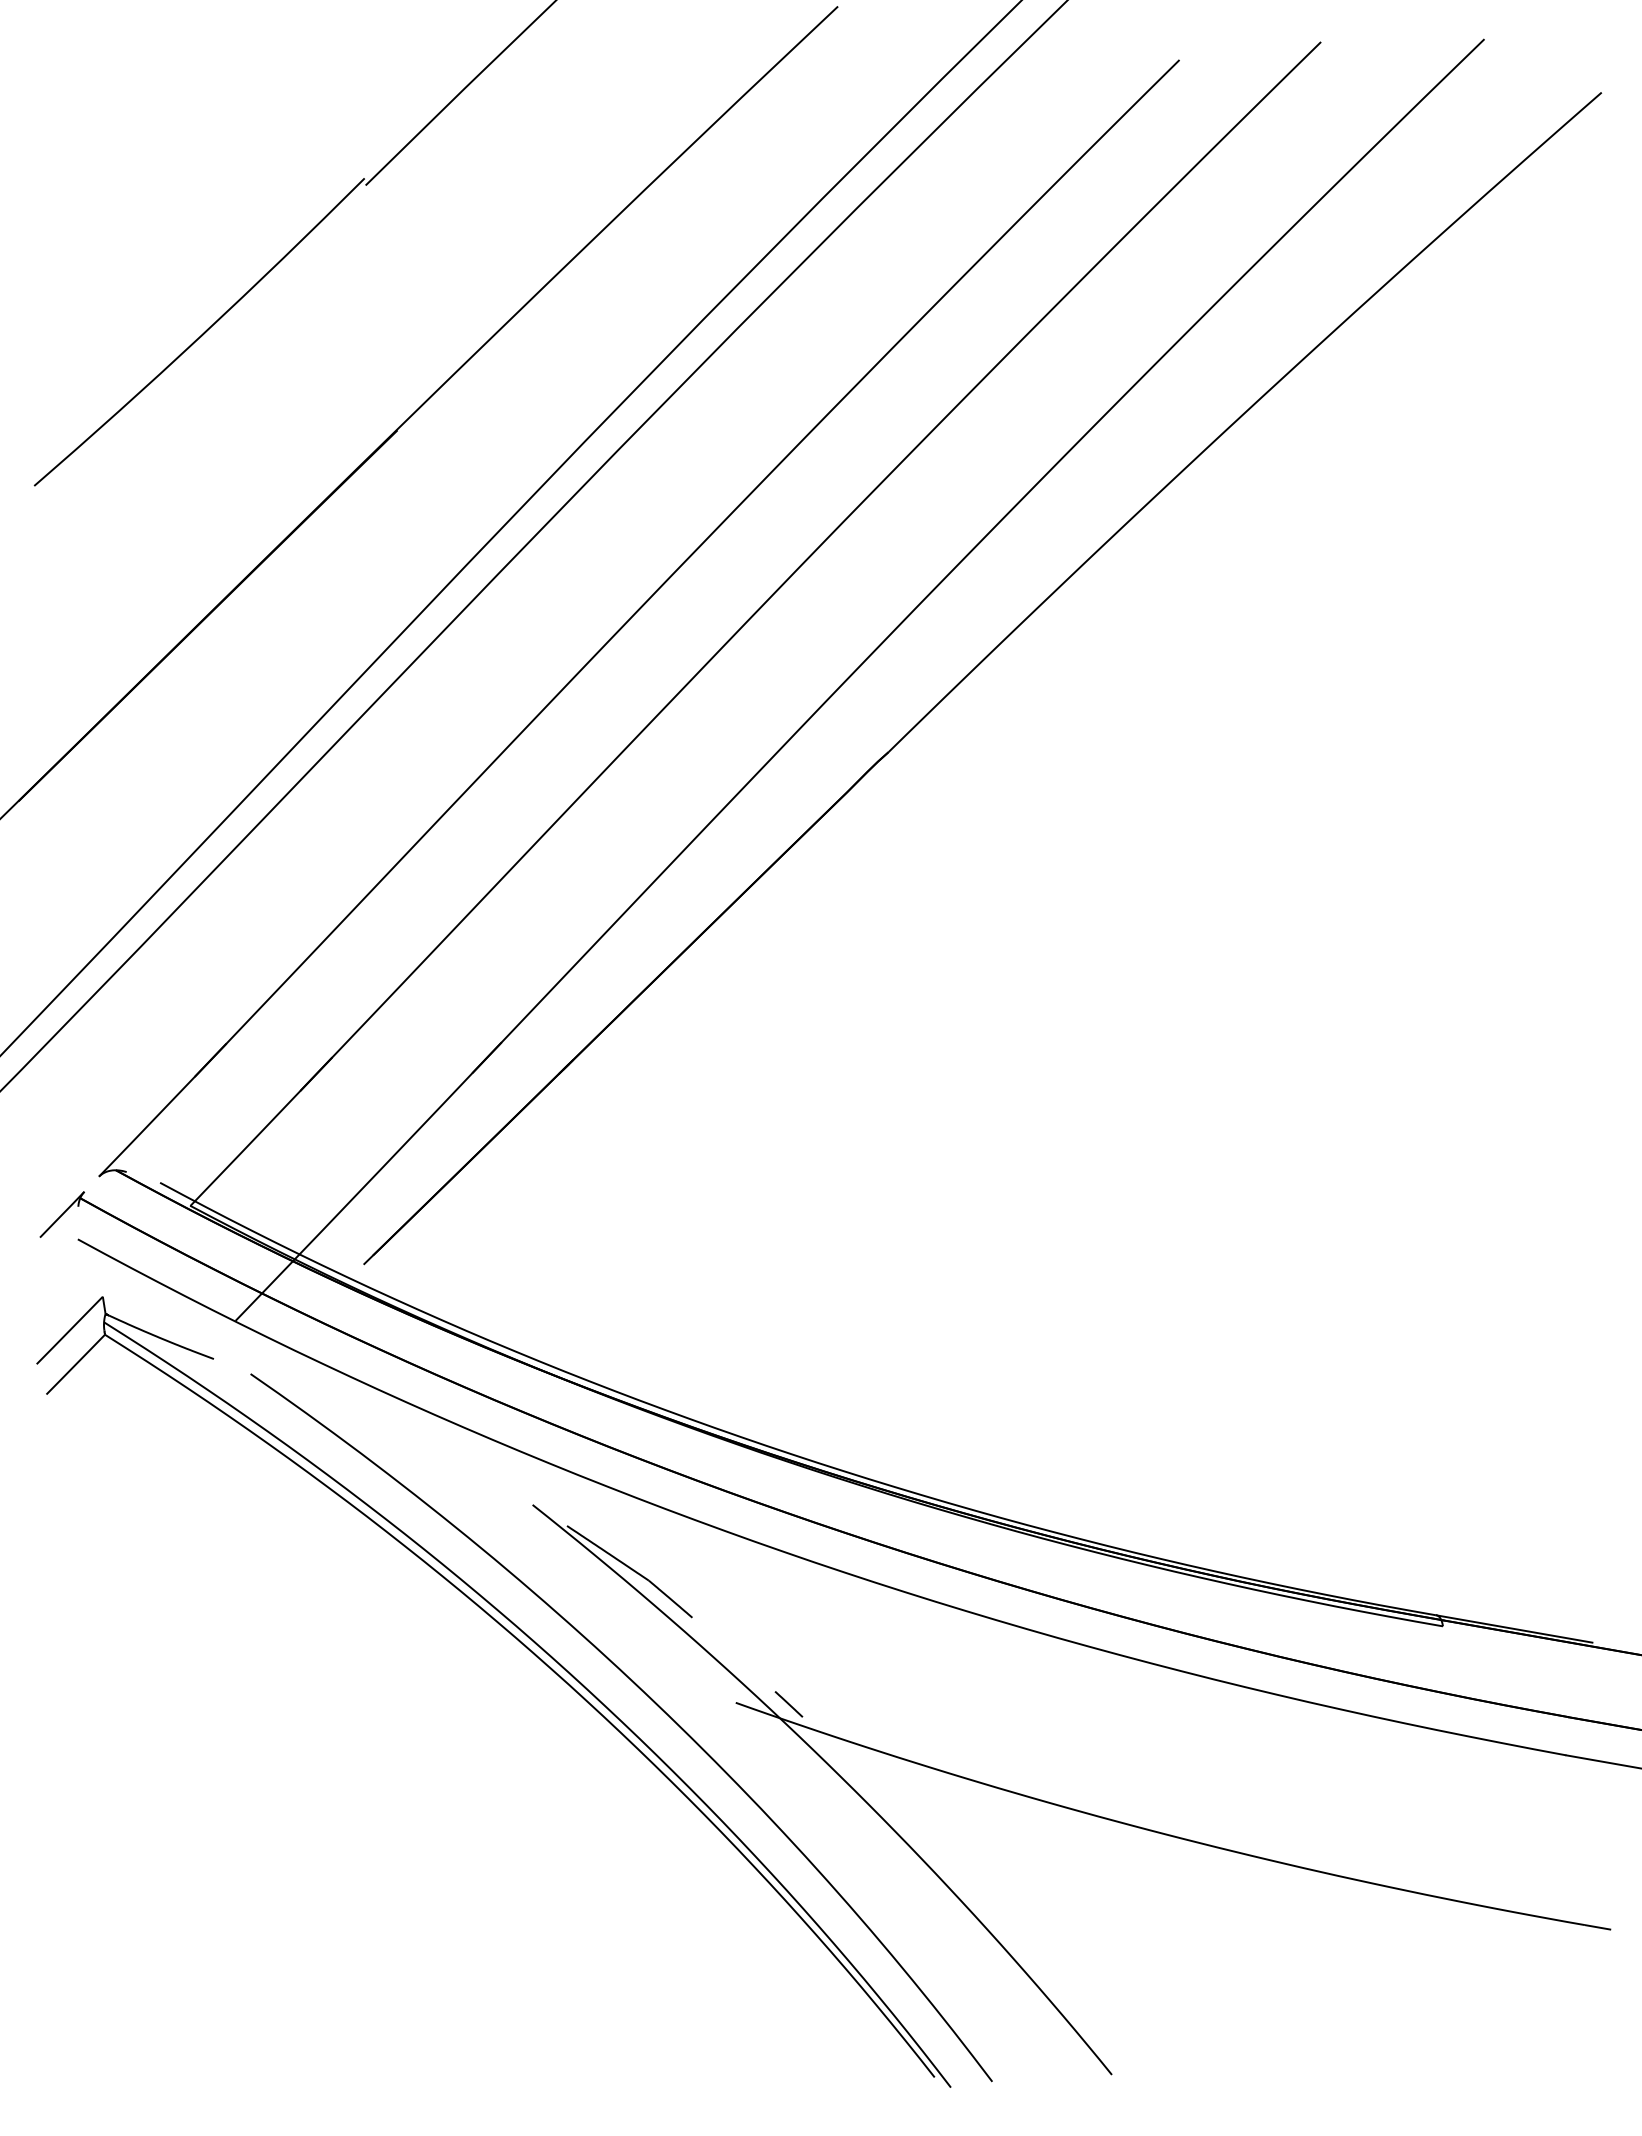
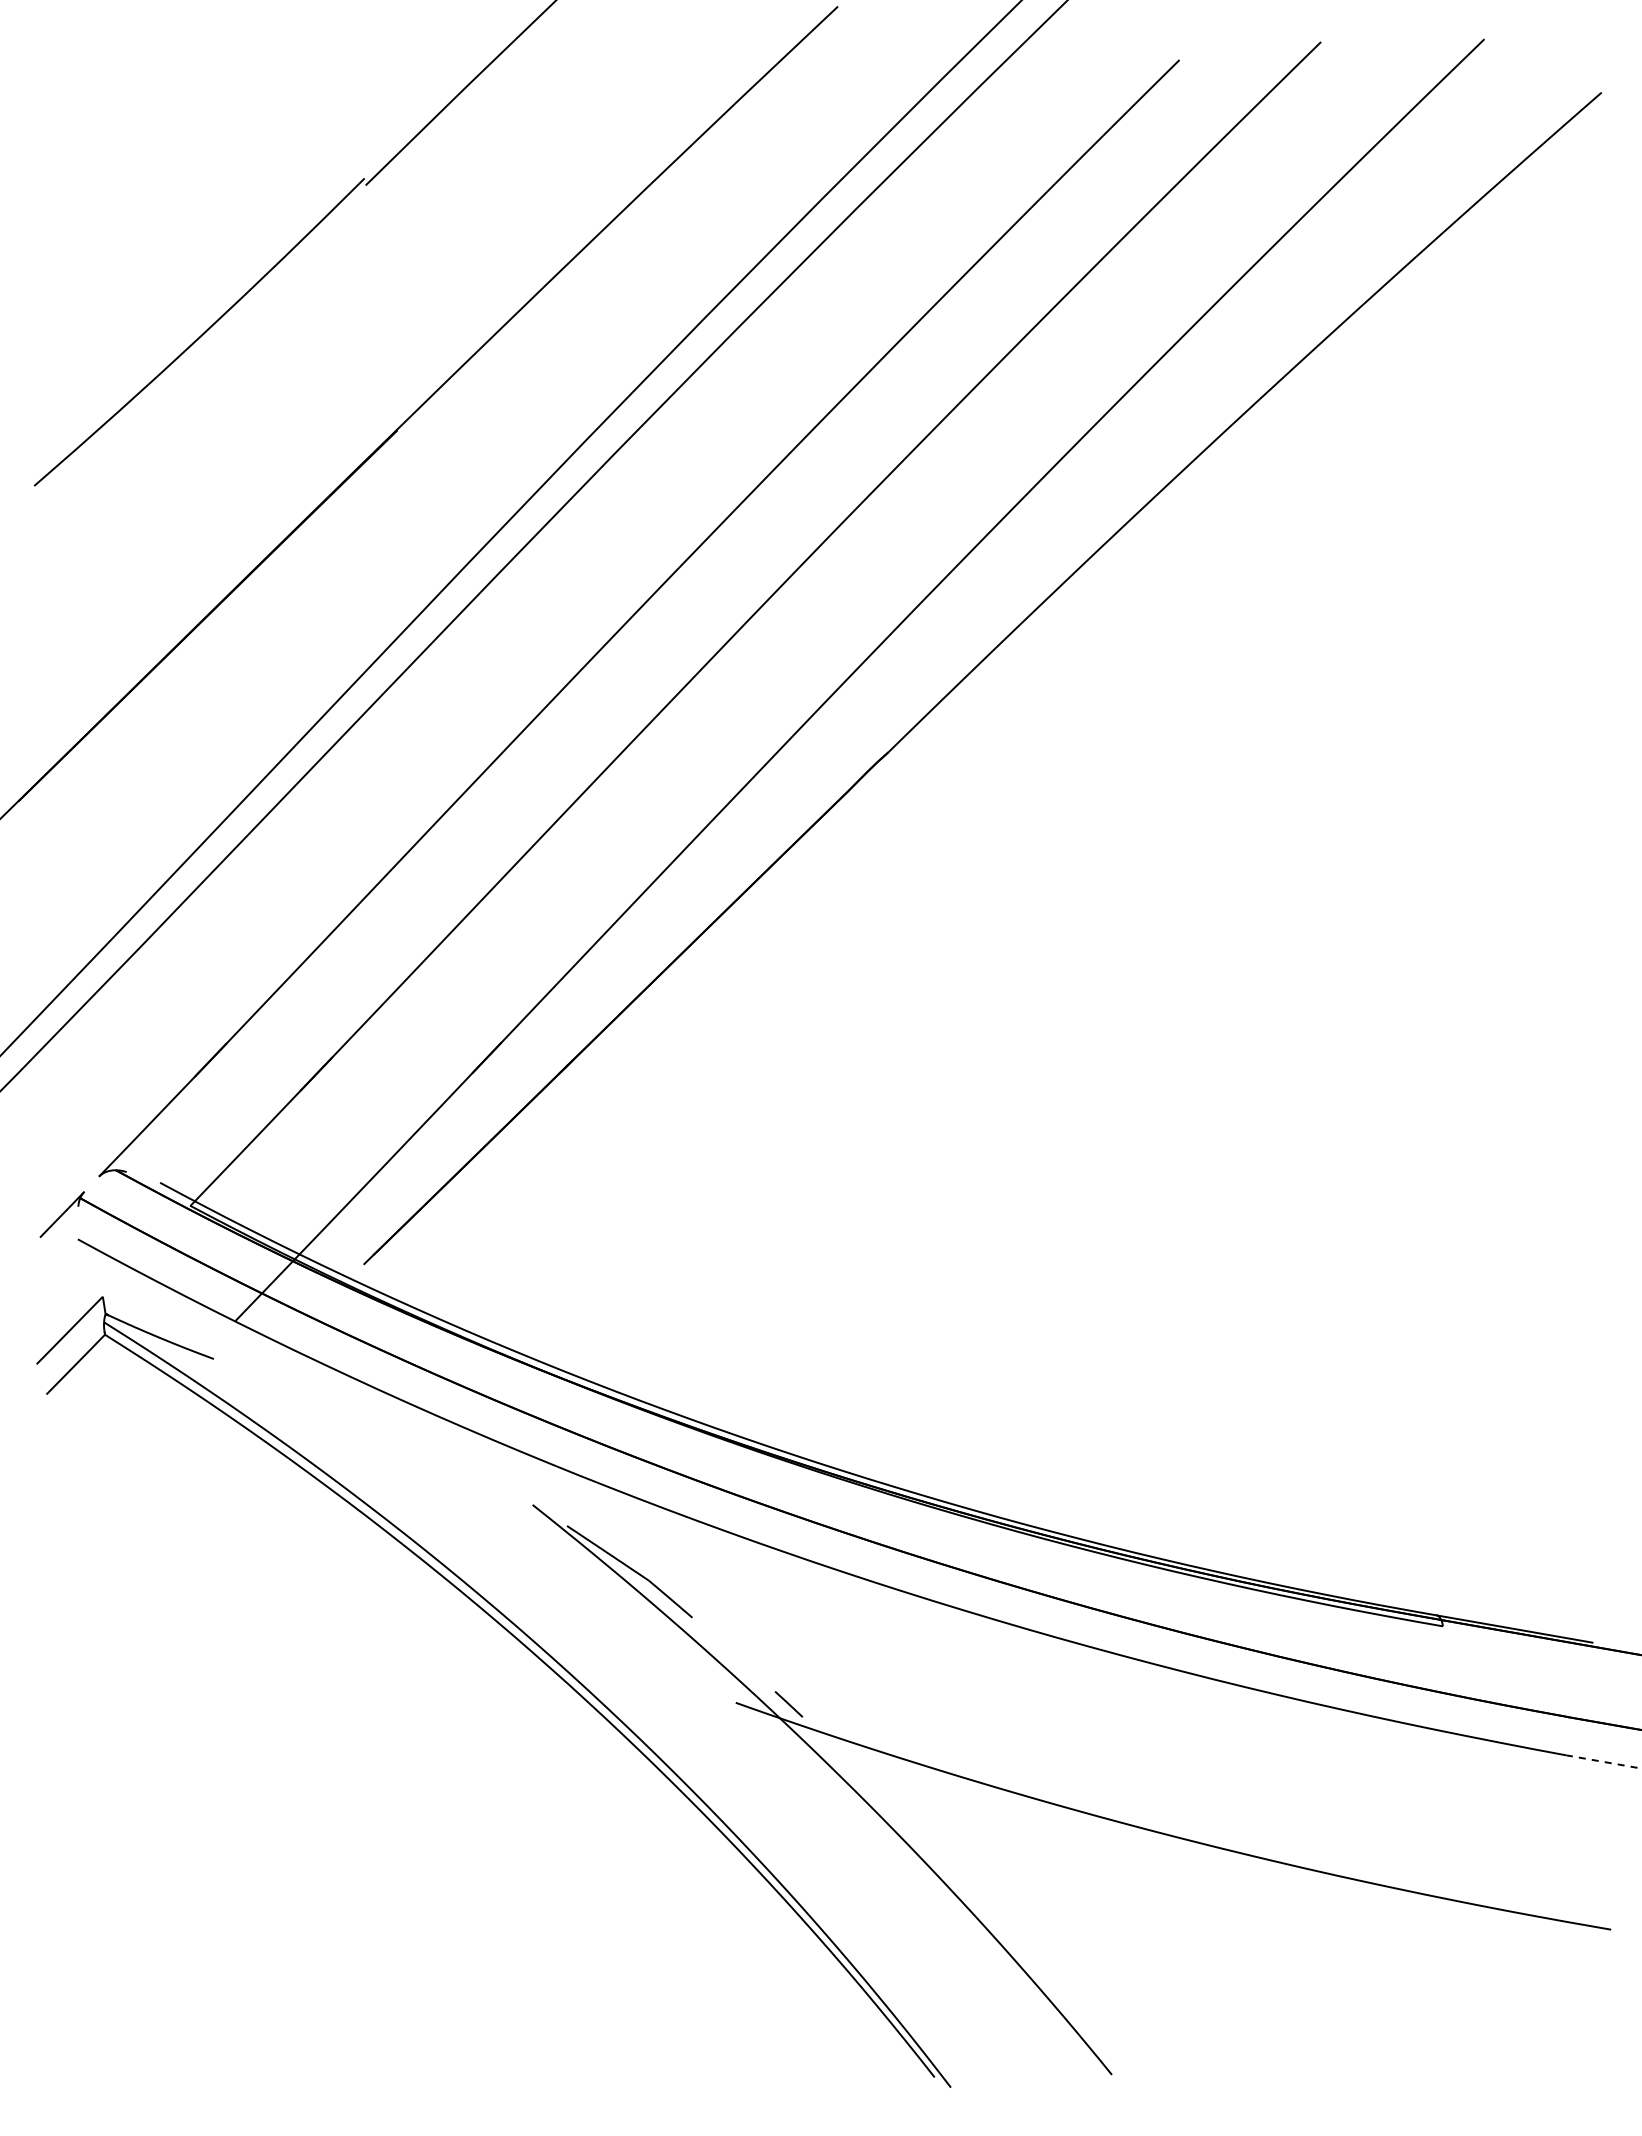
curve: present -> none (649, 1698)
line: solid -> dashed (1603, 1761)
